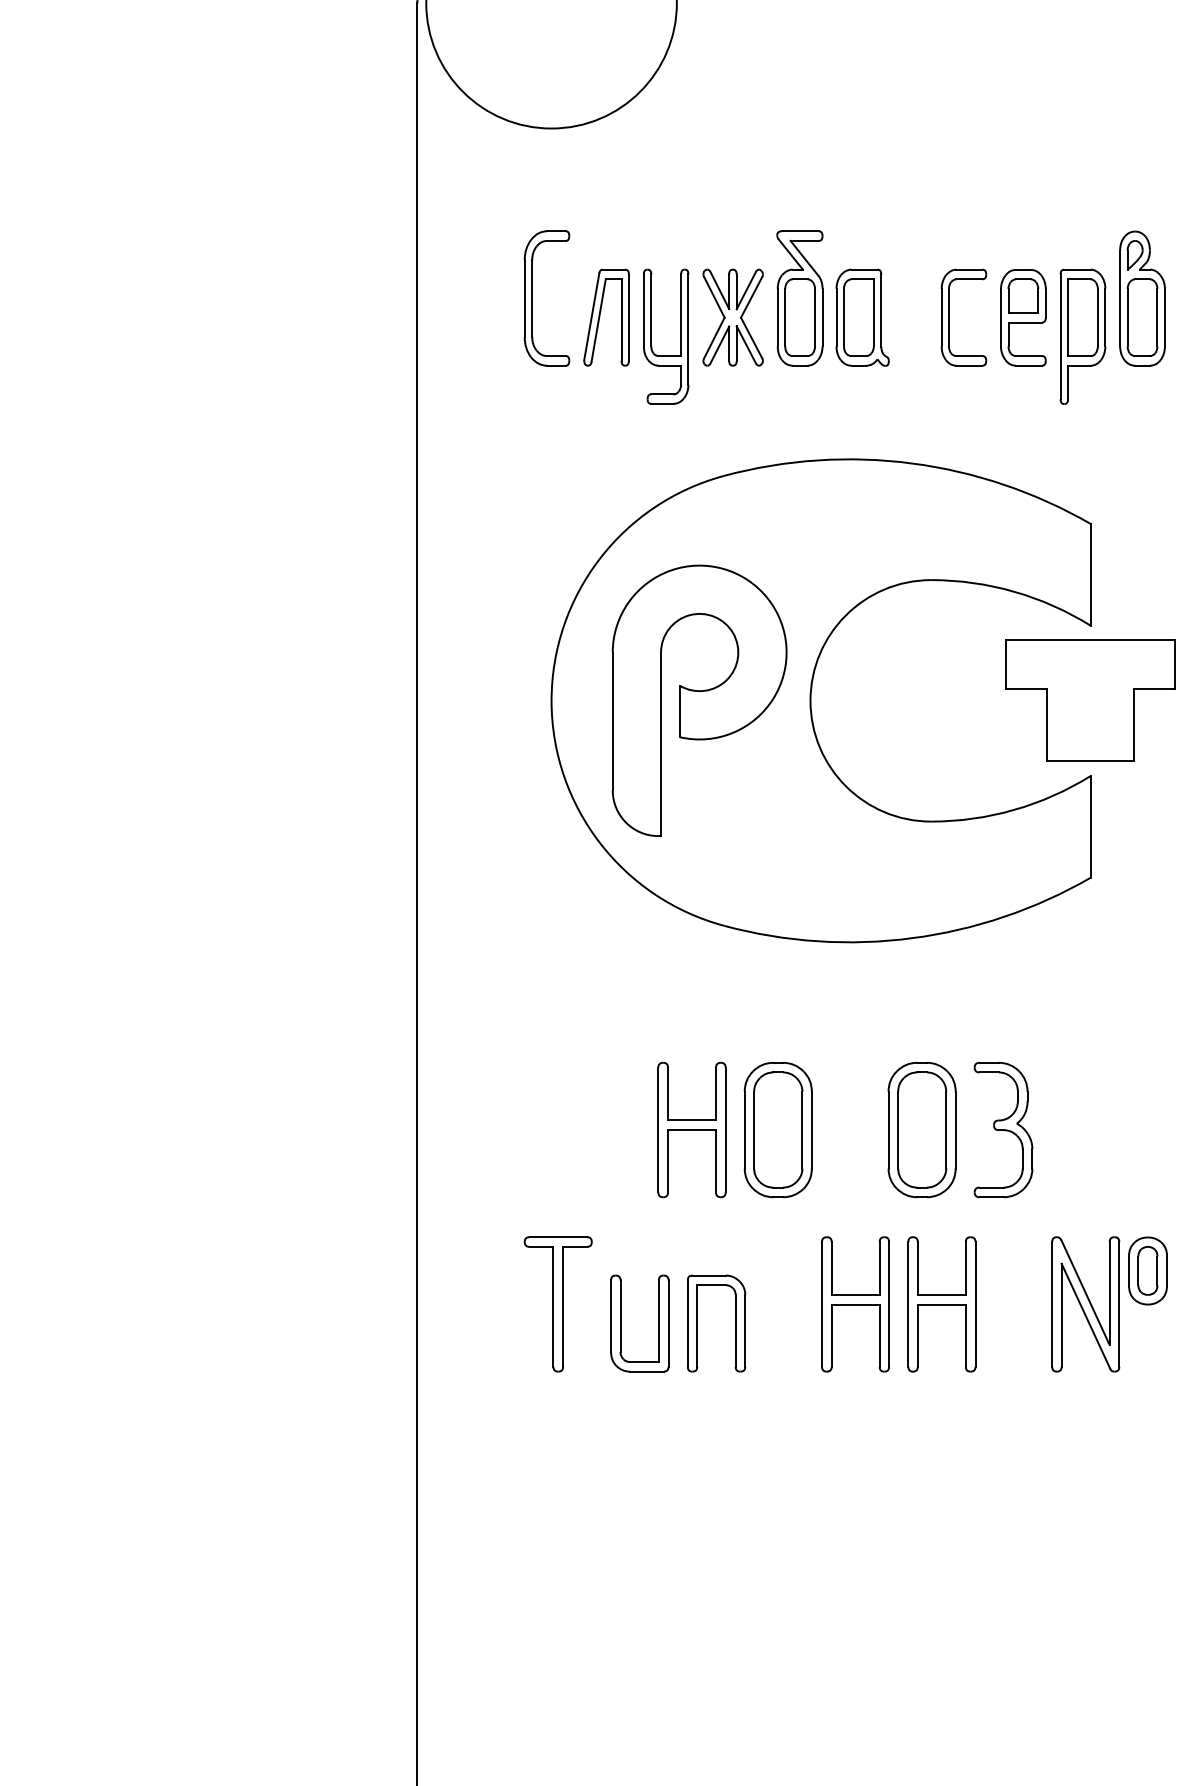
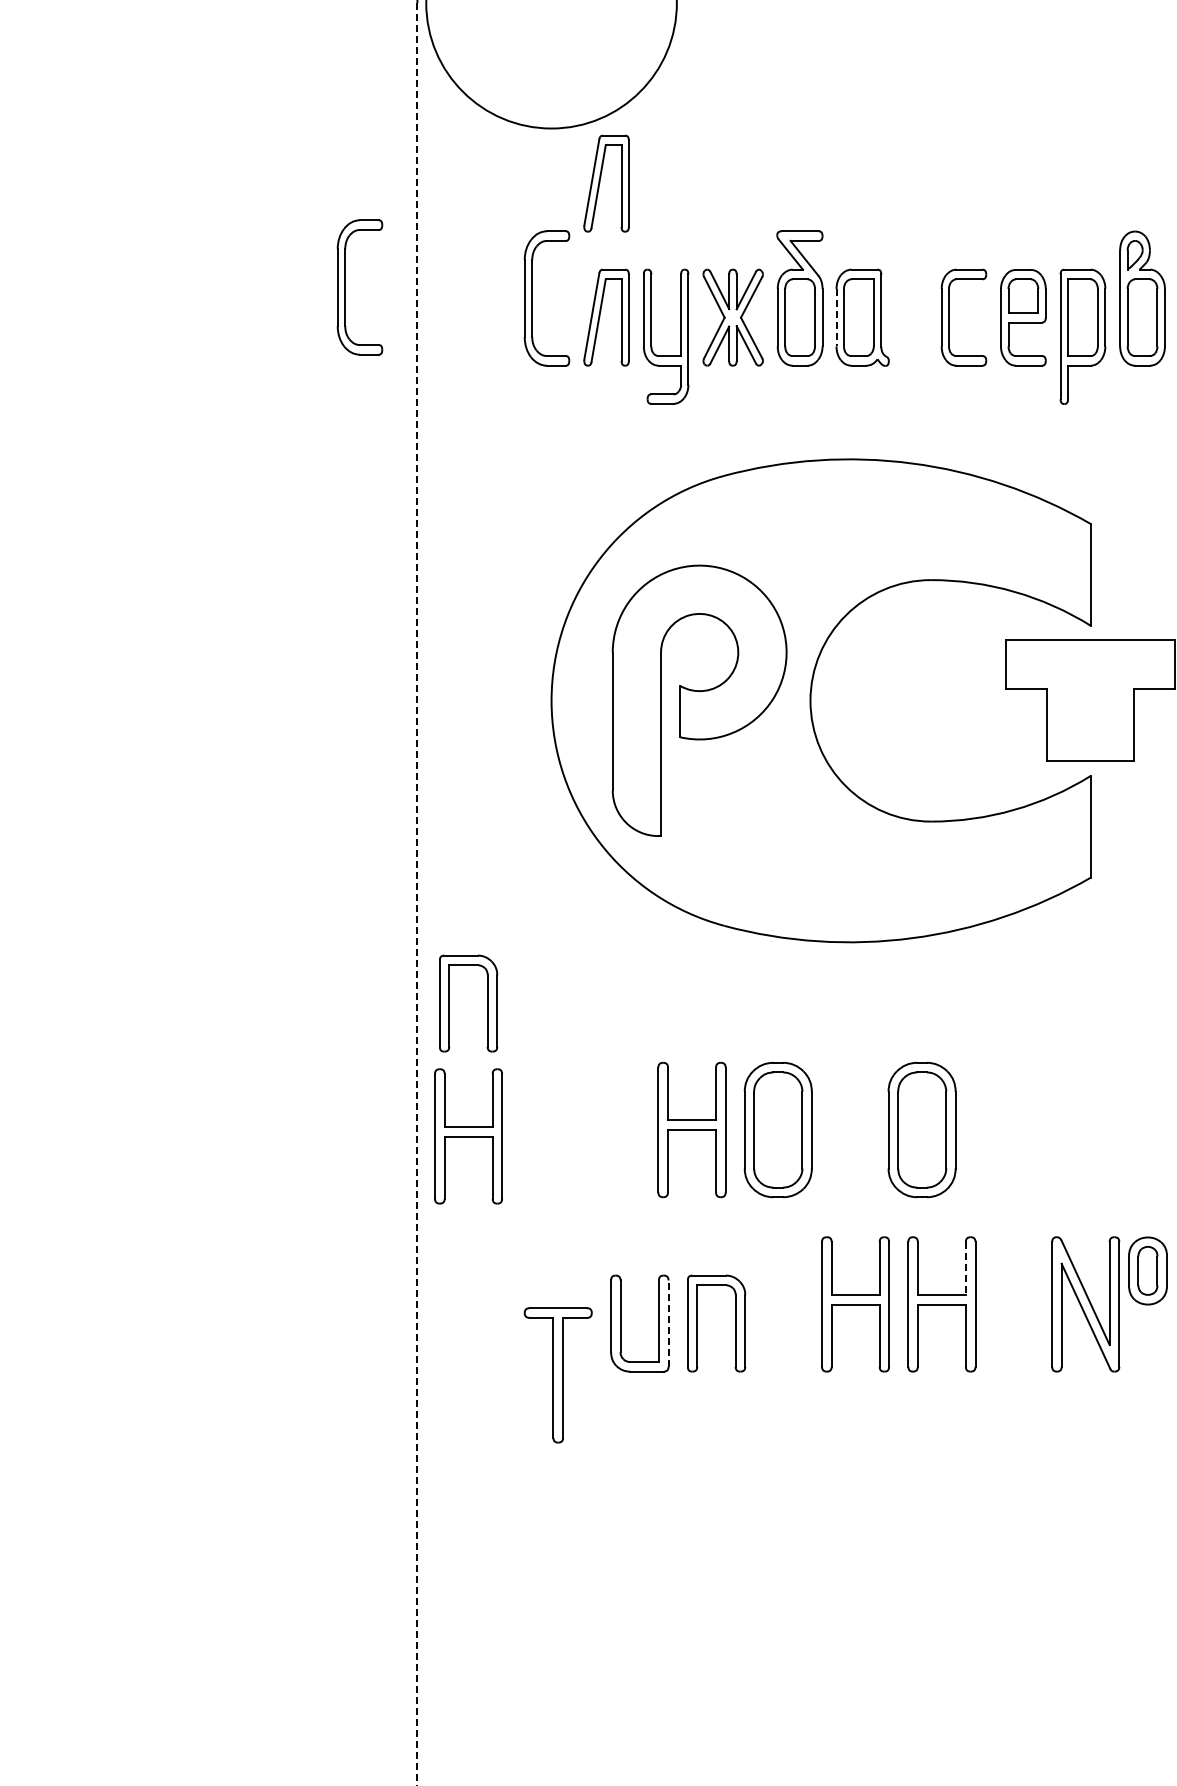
part: none -> present (606, 183)
part: none -> present (345, 287)
line: solid -> dashed (836, 317)
line: solid -> dashed (417, 894)
part: none -> present (449, 1003)
part: present -> none (1003, 1129)
part: none -> present (468, 1136)
line: solid -> dashed (965, 1268)
part position: (557, 1304) -> (557, 1375) (557, 1375)
line: solid -> dashed (668, 1323)
